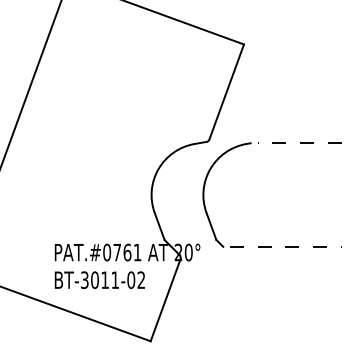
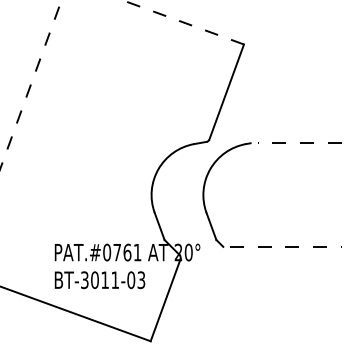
line: solid -> dashed (183, 22)
line: solid -> dashed (30, 84)
text: BT-3011-02 -> BT-3011-03 (141, 280)
